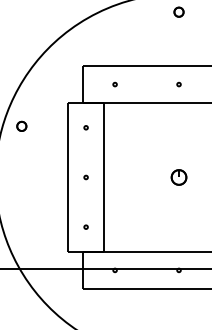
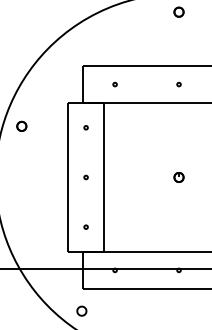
part size: 18x17 px -> 12x11 px (178, 177)
part: none -> present (81, 310)
